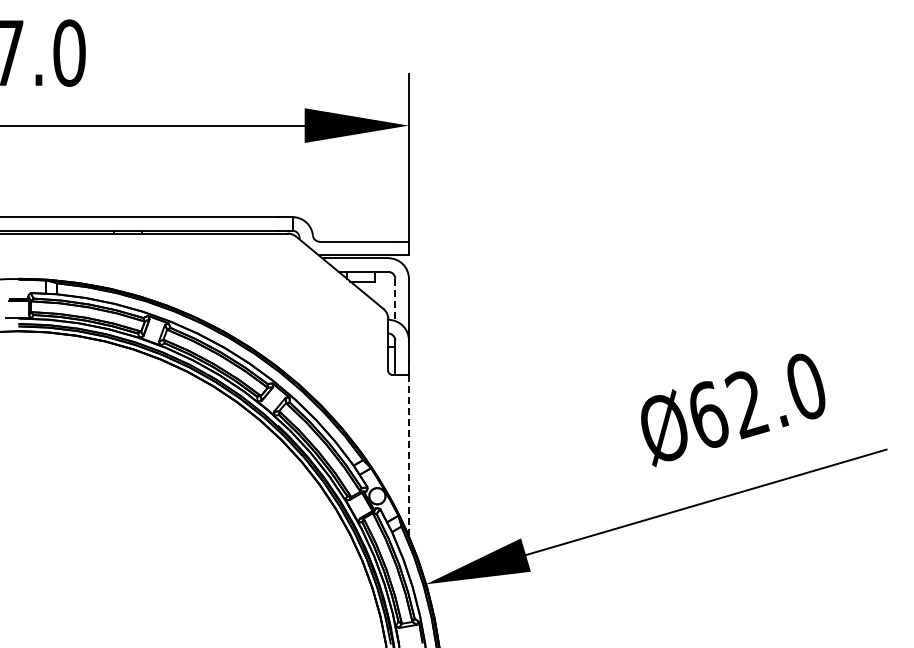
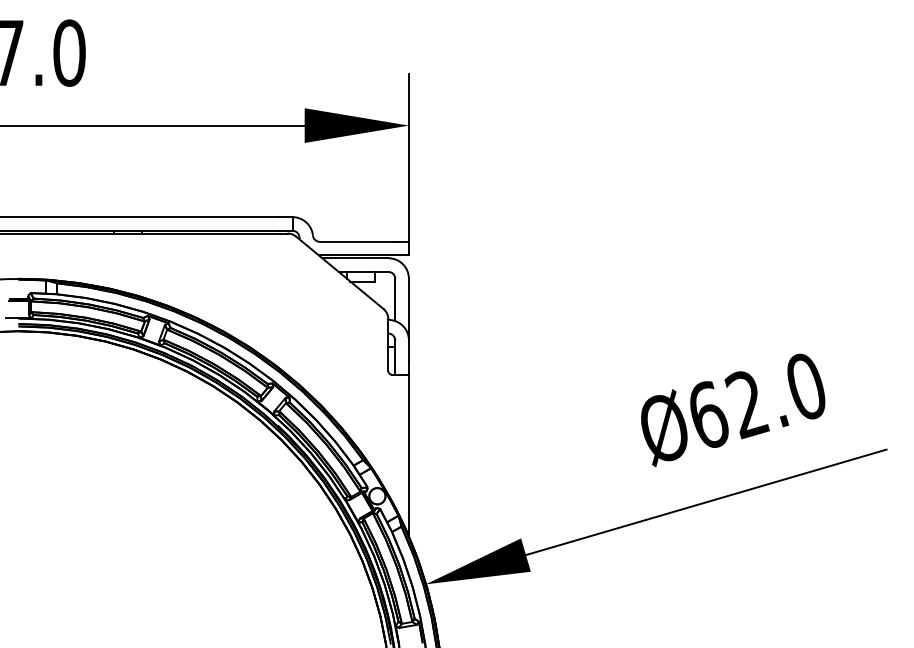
line: dashed -> solid (395, 300)
line: dashed -> solid (408, 455)
